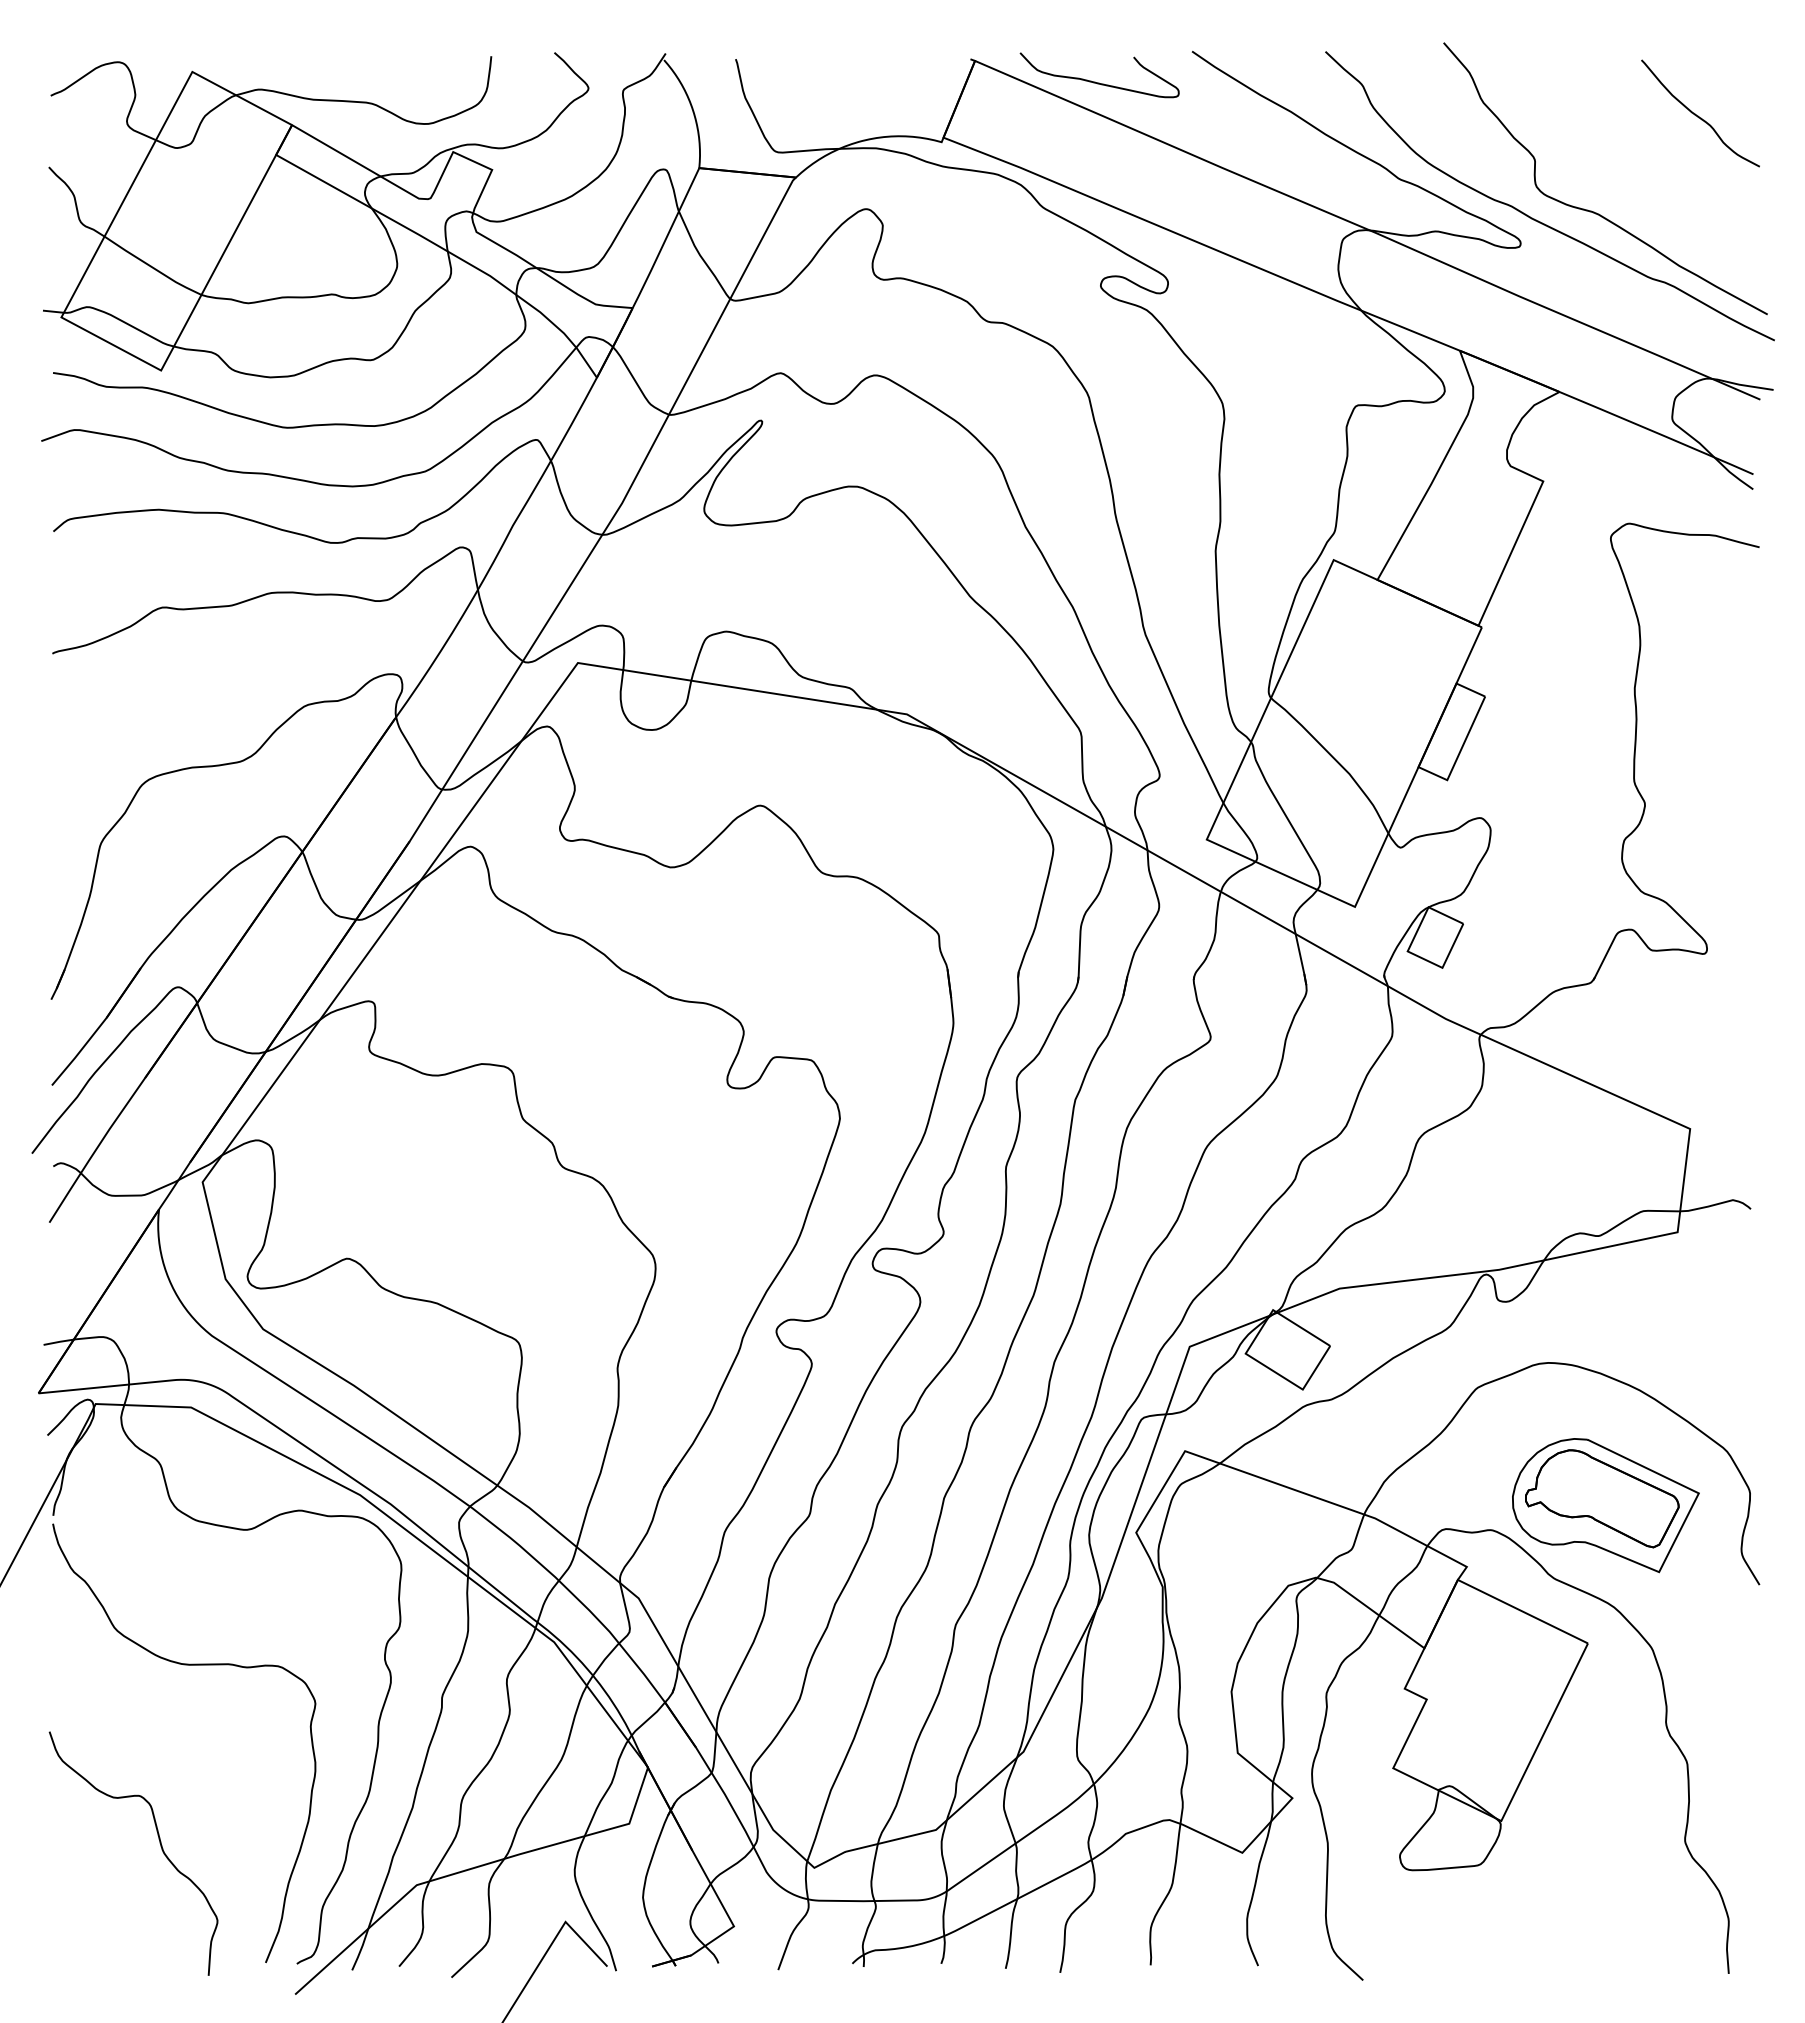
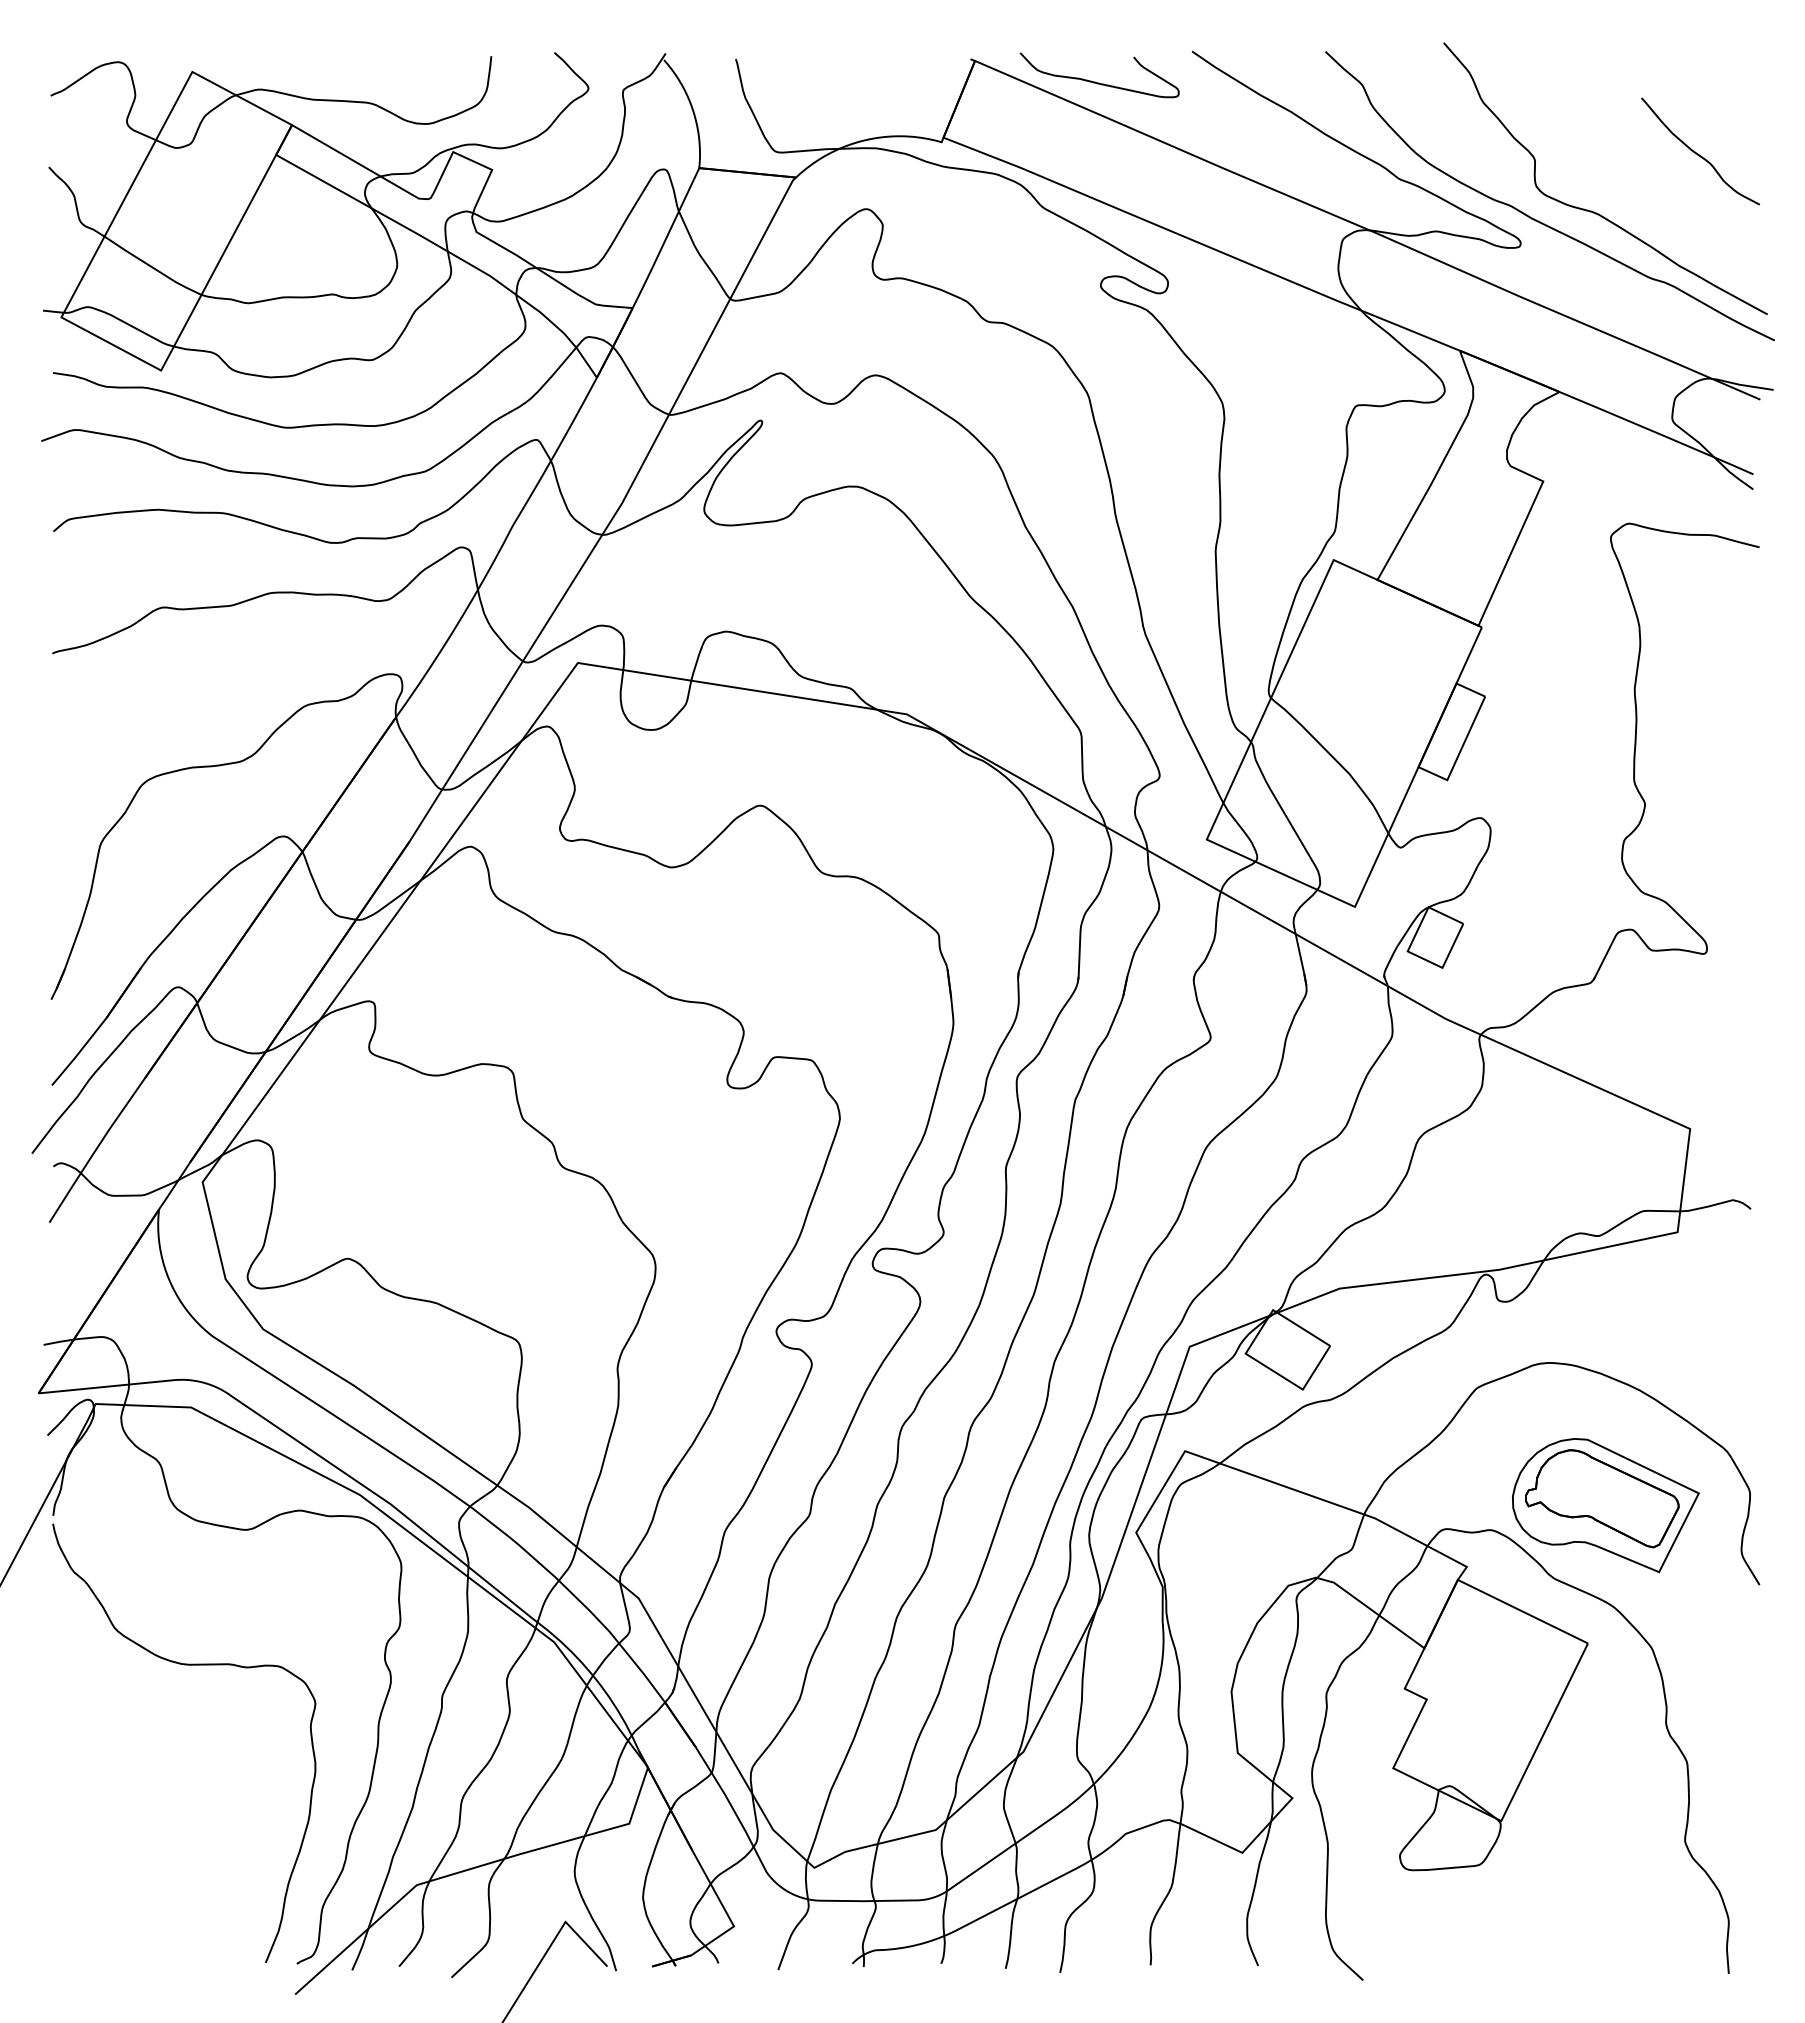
curve position: (1698, 115) -> (1698, 153) (1698, 153)
curve: present -> none (159, 1843)
